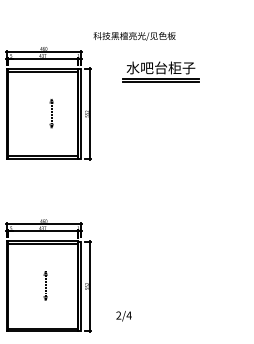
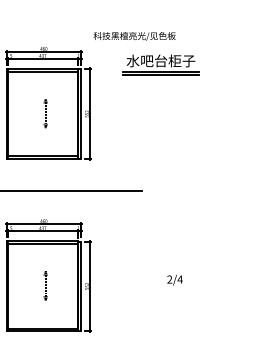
part position: (160, 71) -> (160, 64) (160, 64)
part position: (51, 113) -> (45, 113) (45, 113)
line: none -> present (72, 191)
text position: (123, 316) -> (174, 280) (174, 280)
